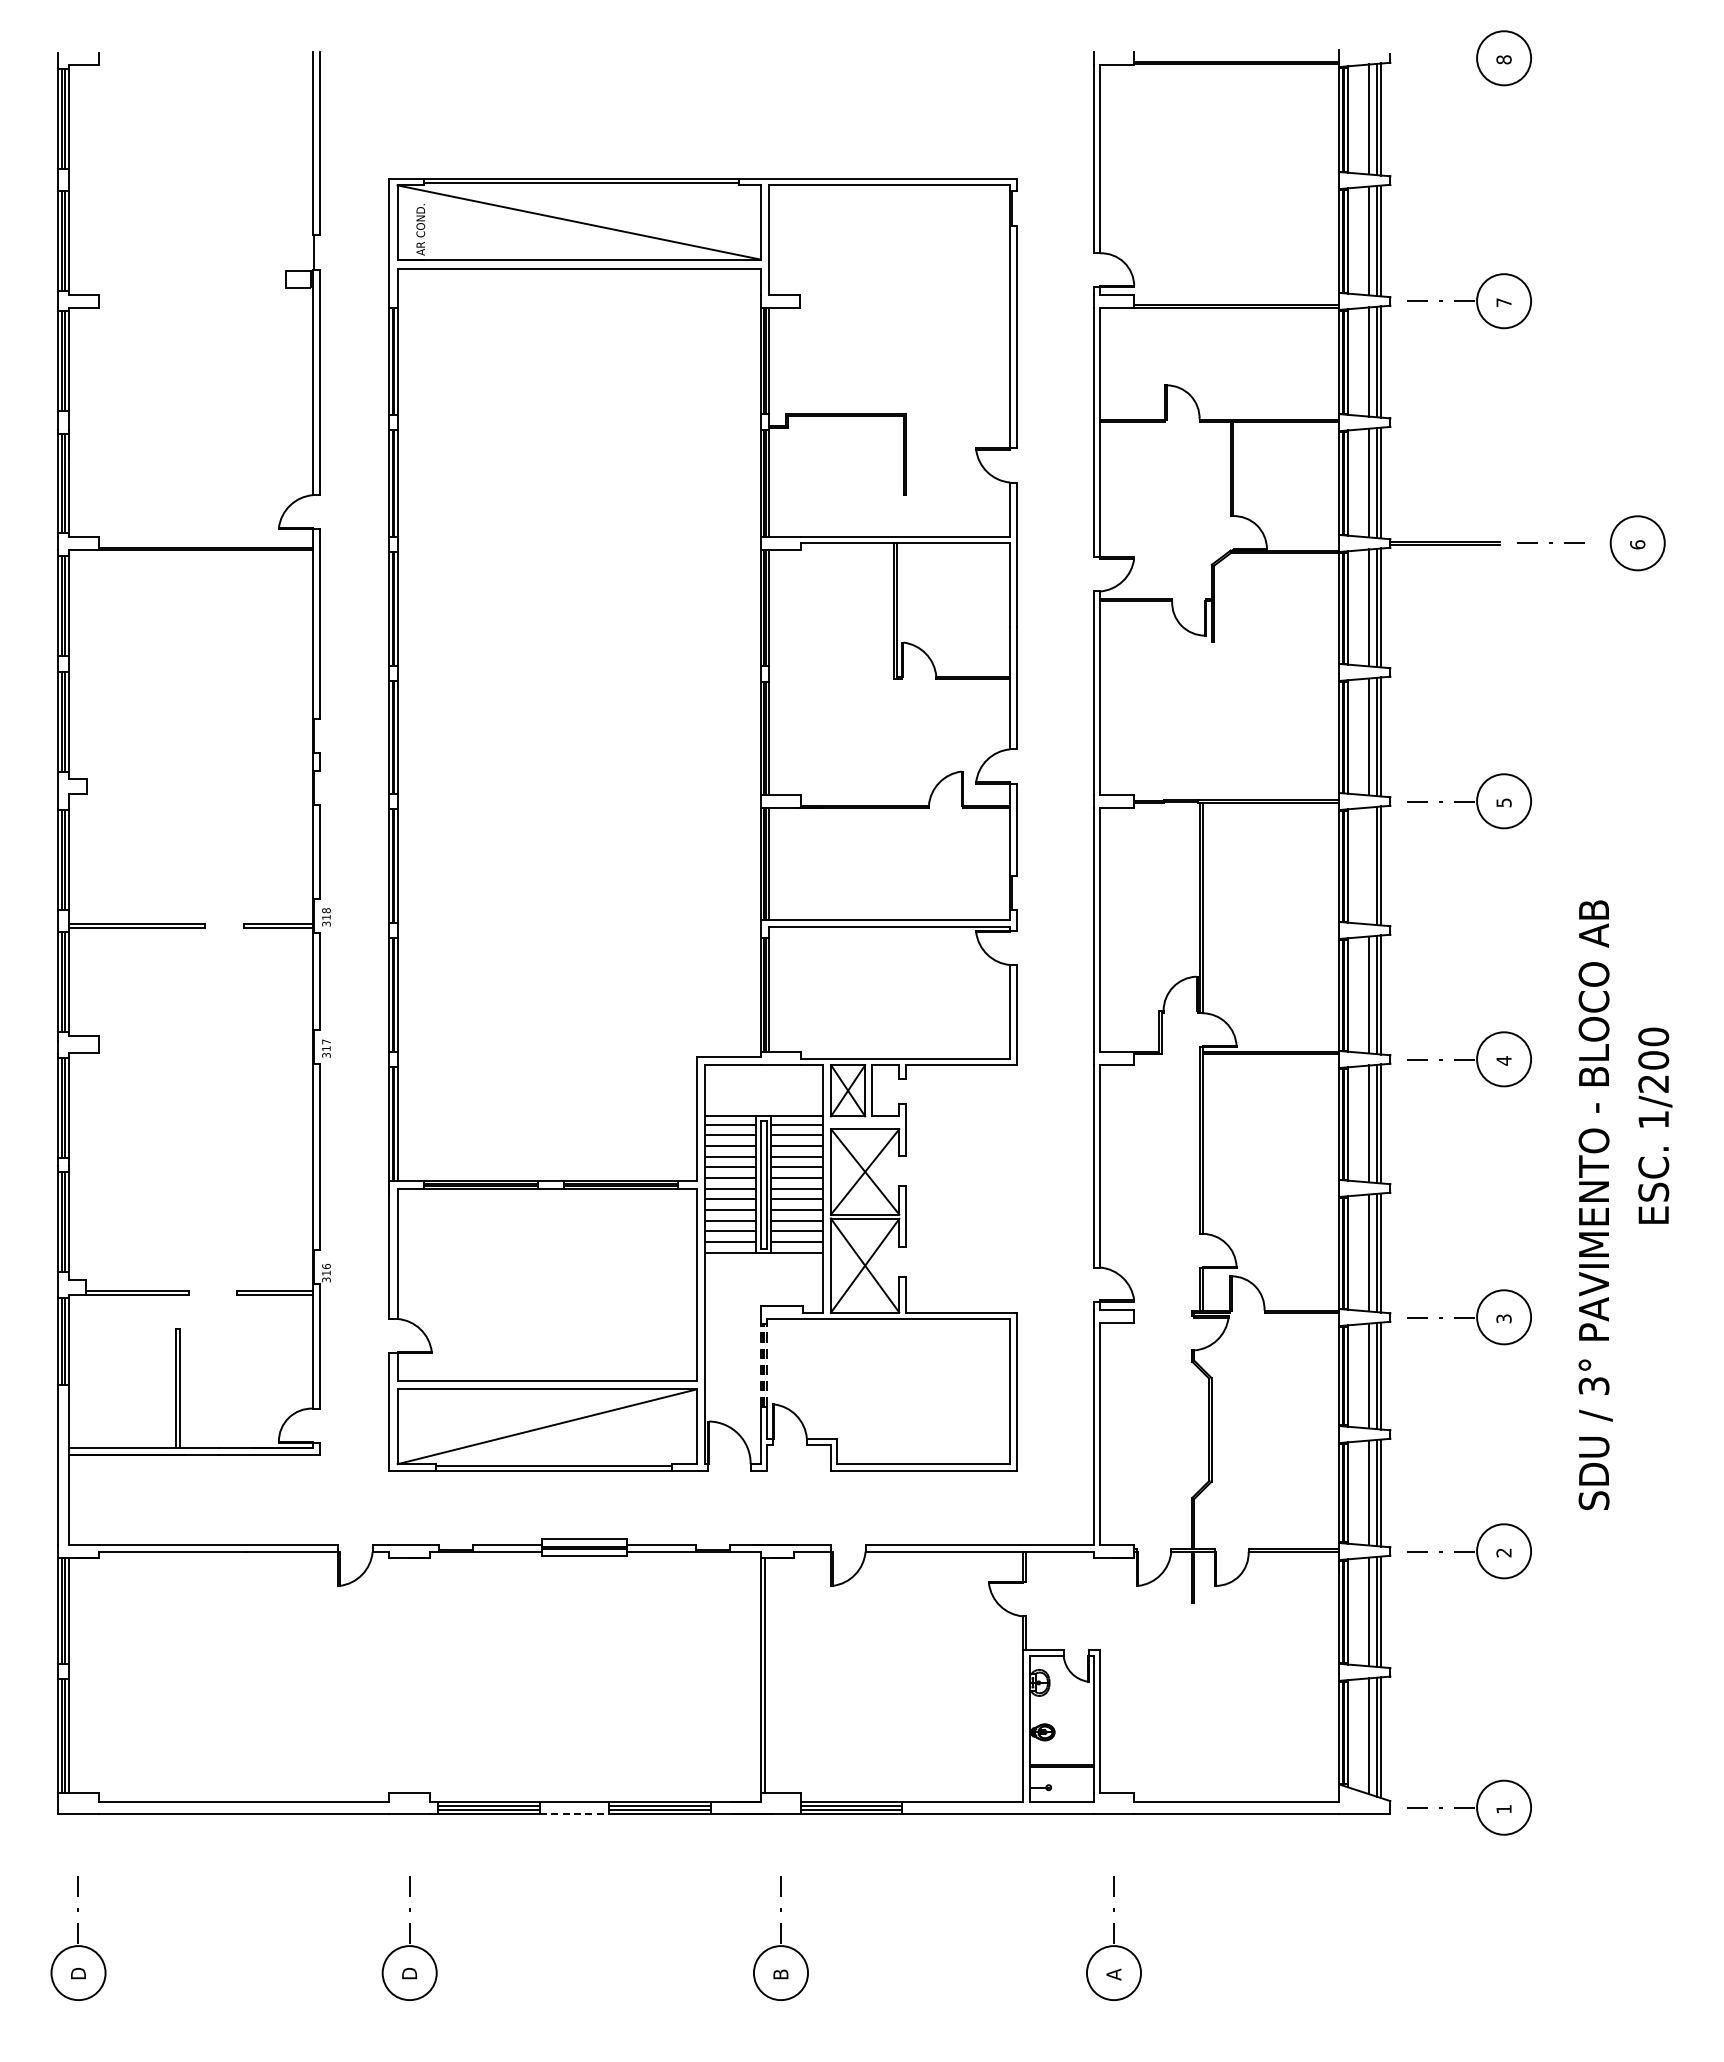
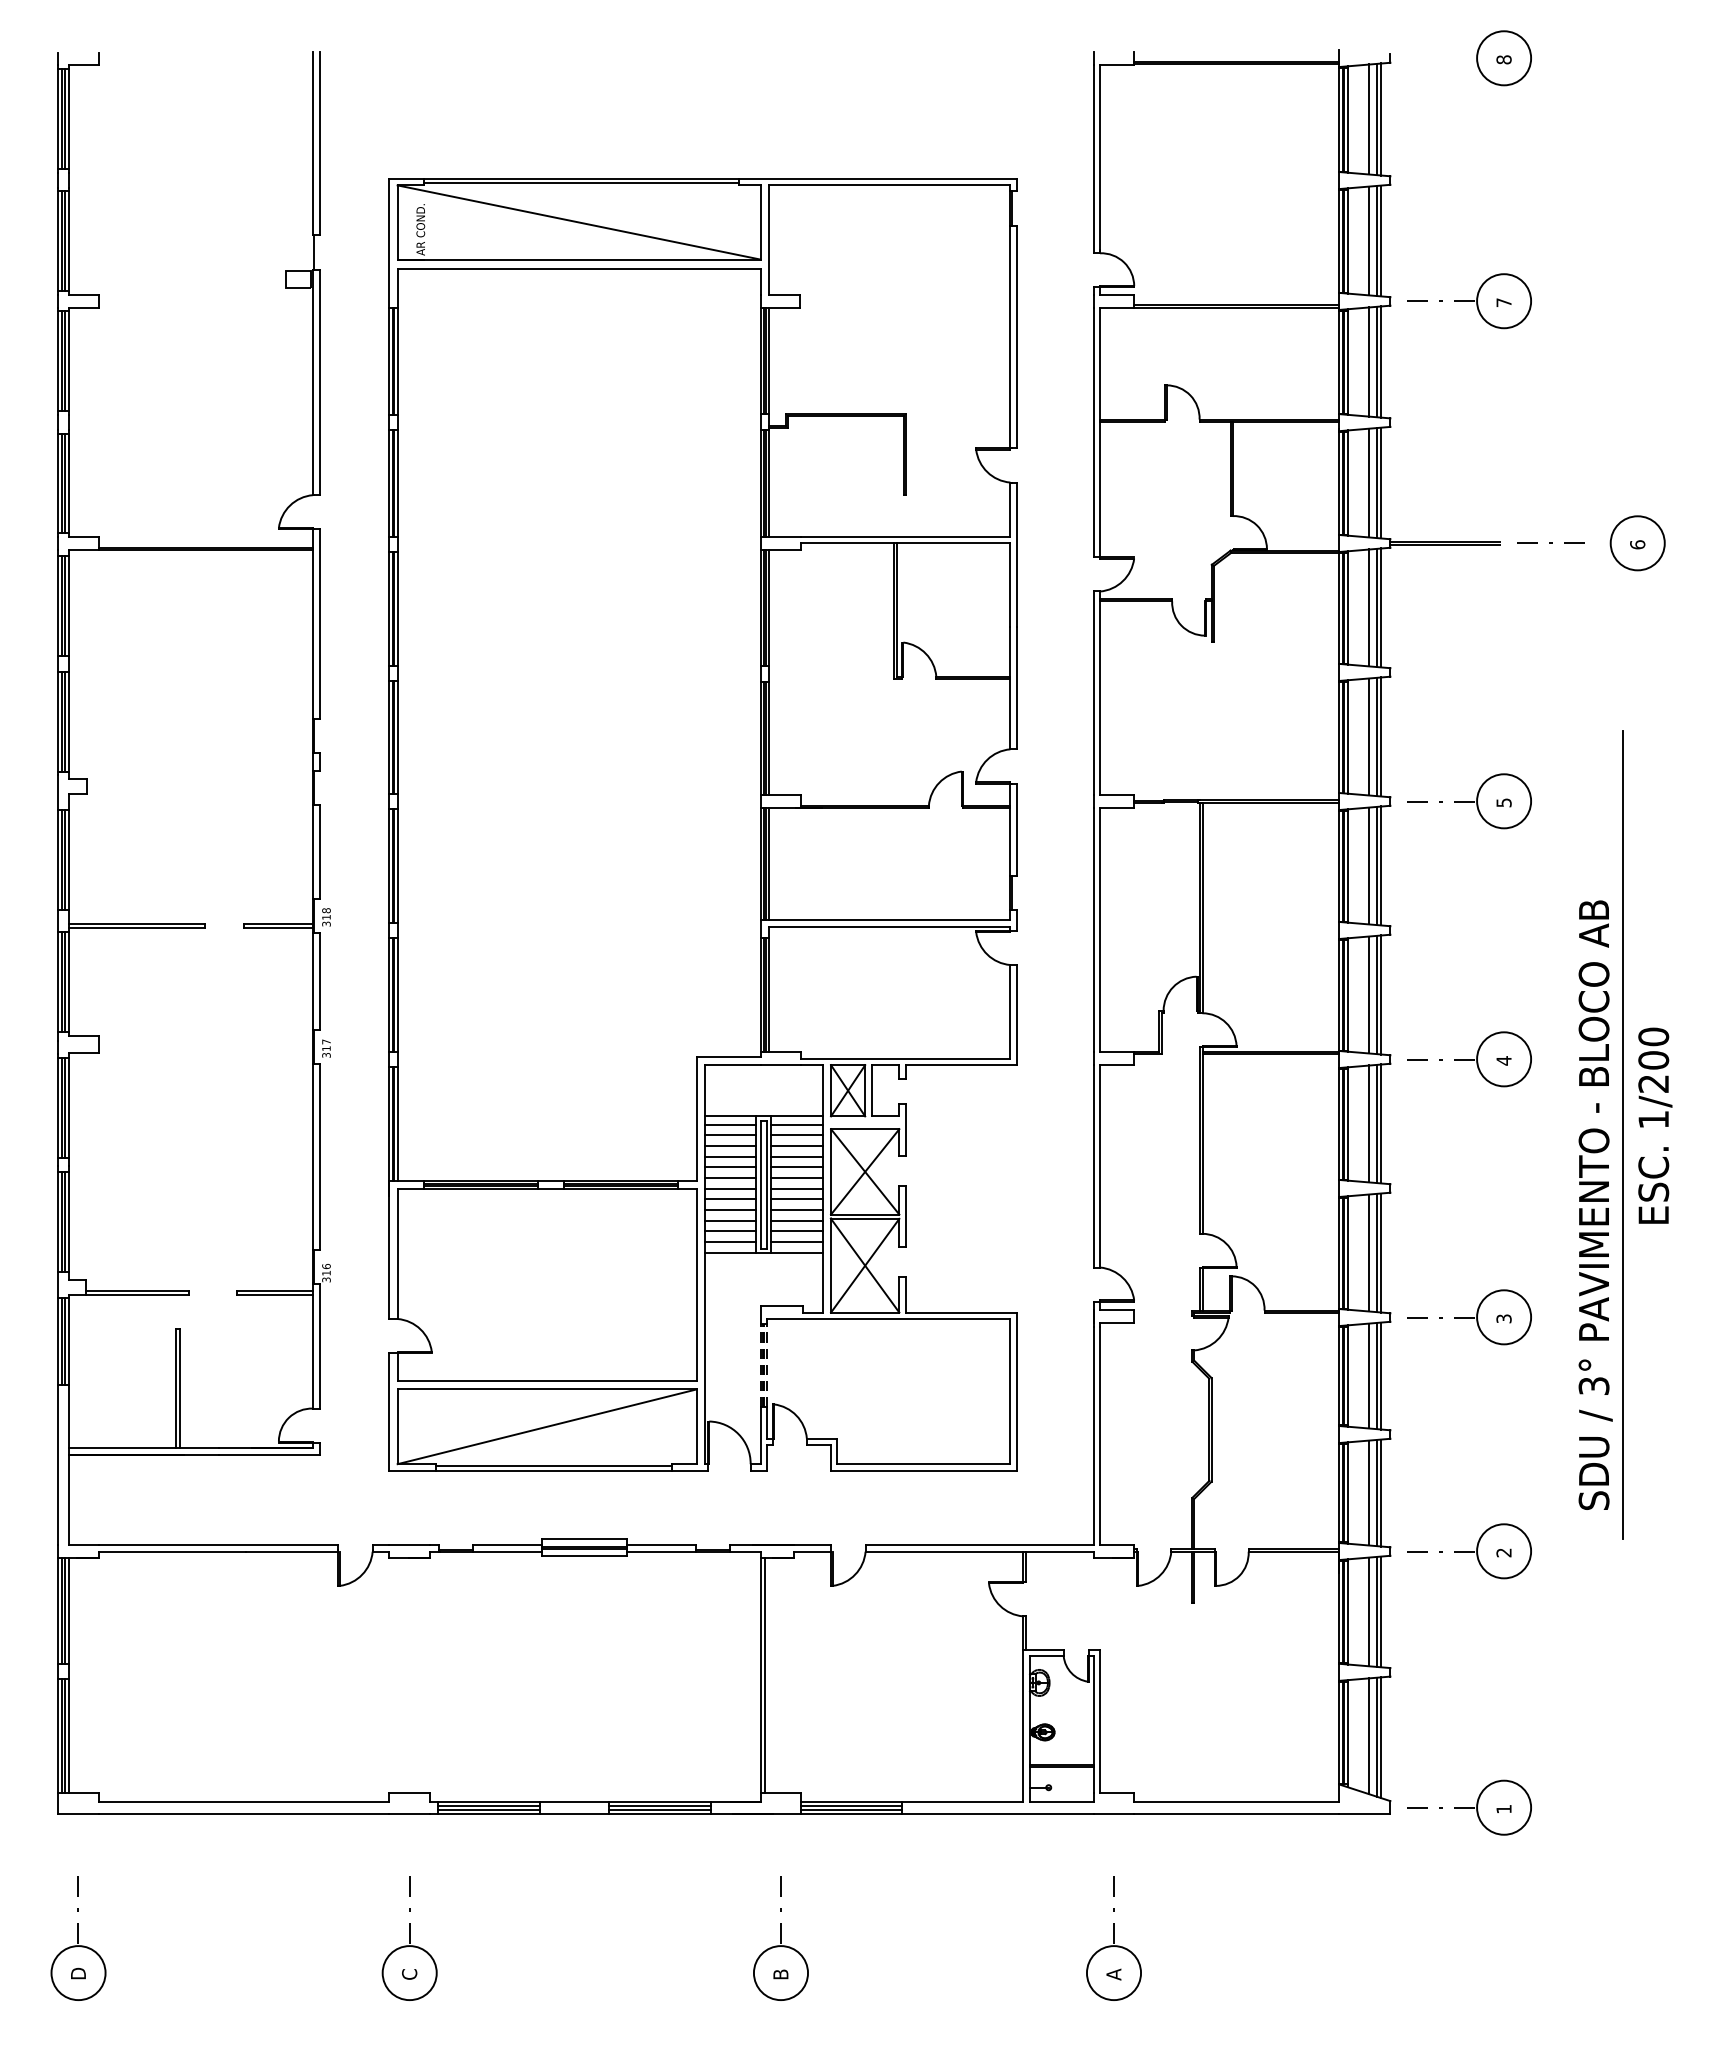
line: none -> present (1368, 865)
line: none -> present (1622, 1134)
line: dashed -> solid (574, 1814)
text: D -> C (409, 1973)
